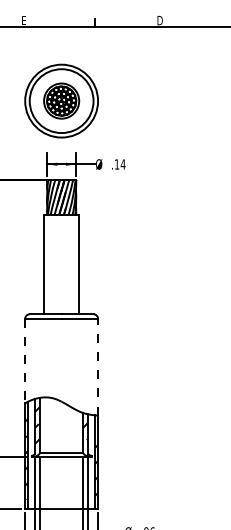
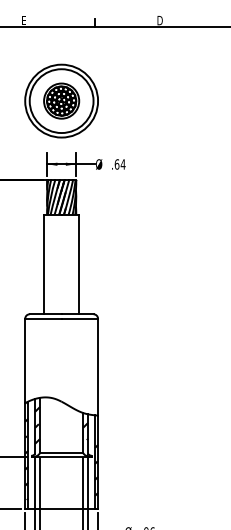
text: .14 -> .64 (116, 164)
line: dashed -> solid (25, 361)
line: dashed -> solid (98, 366)
